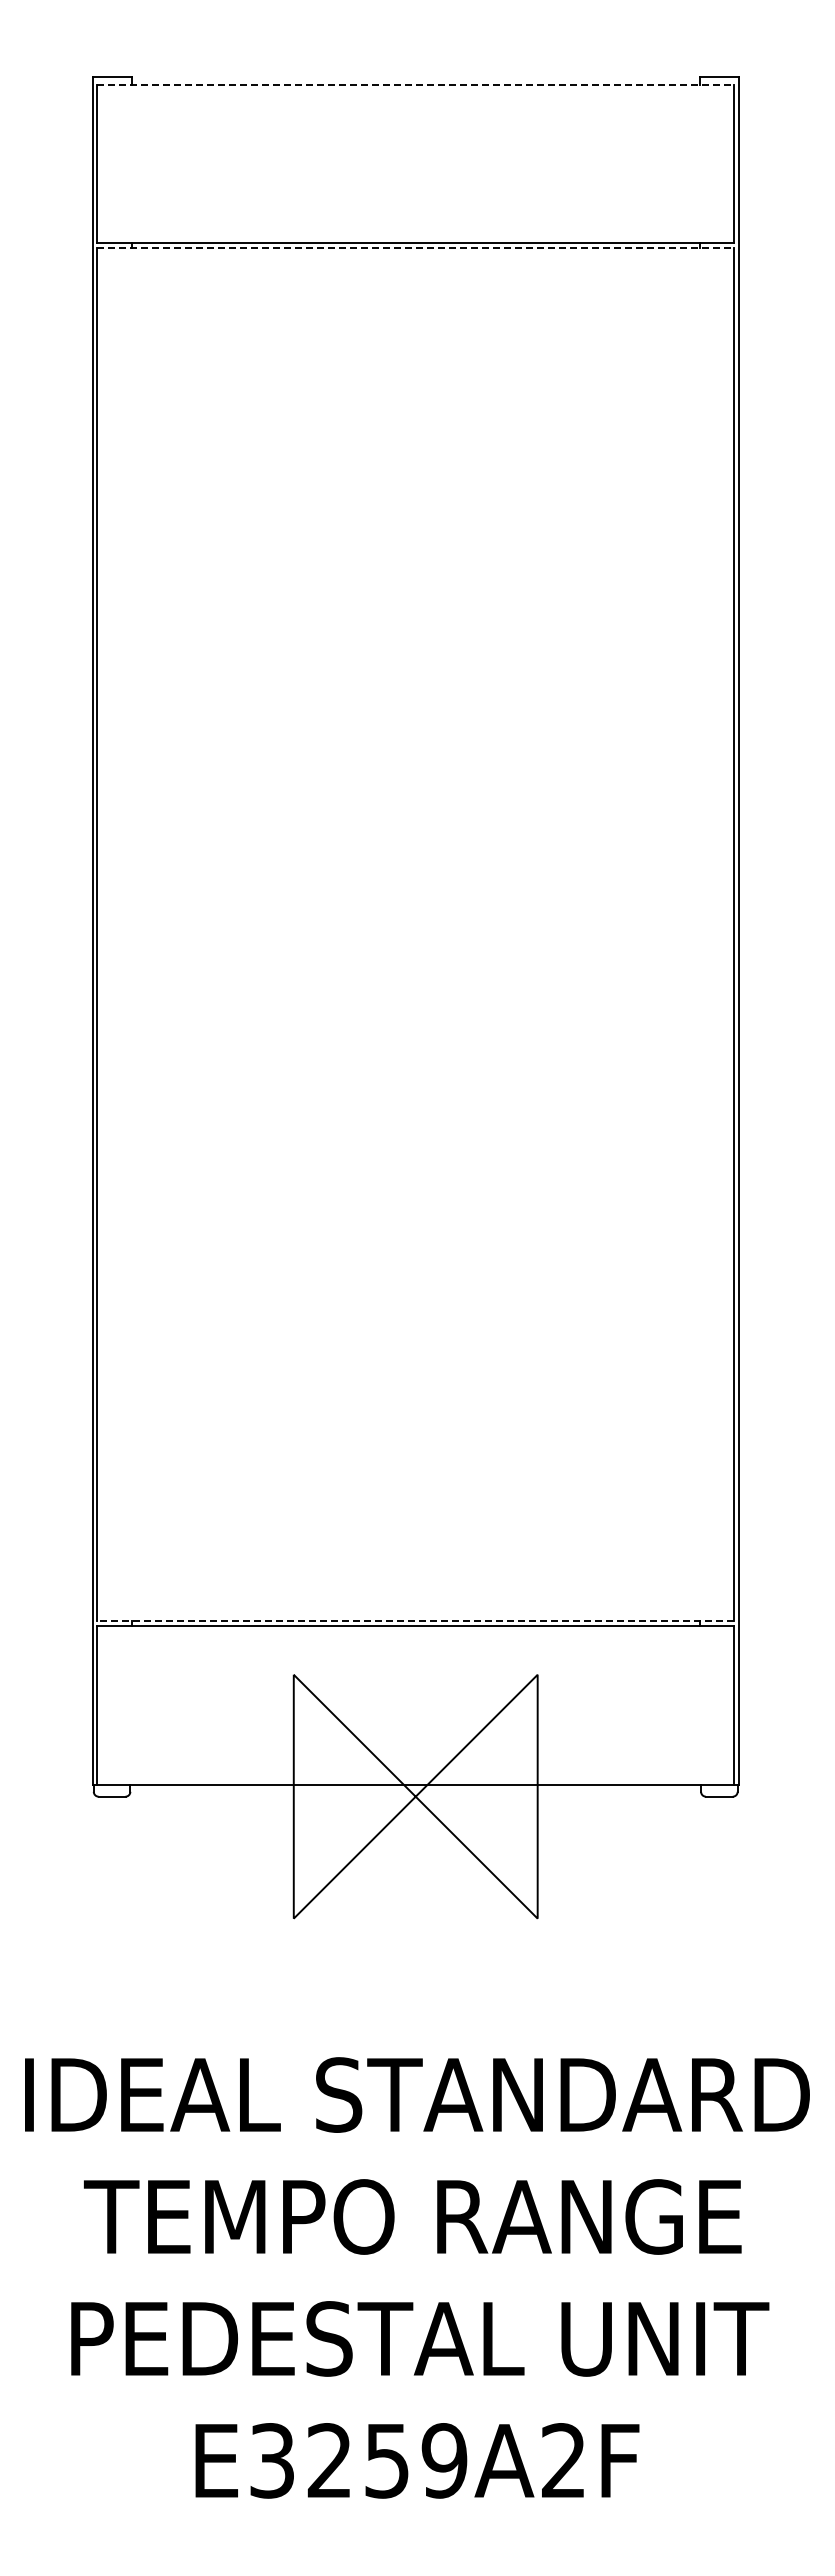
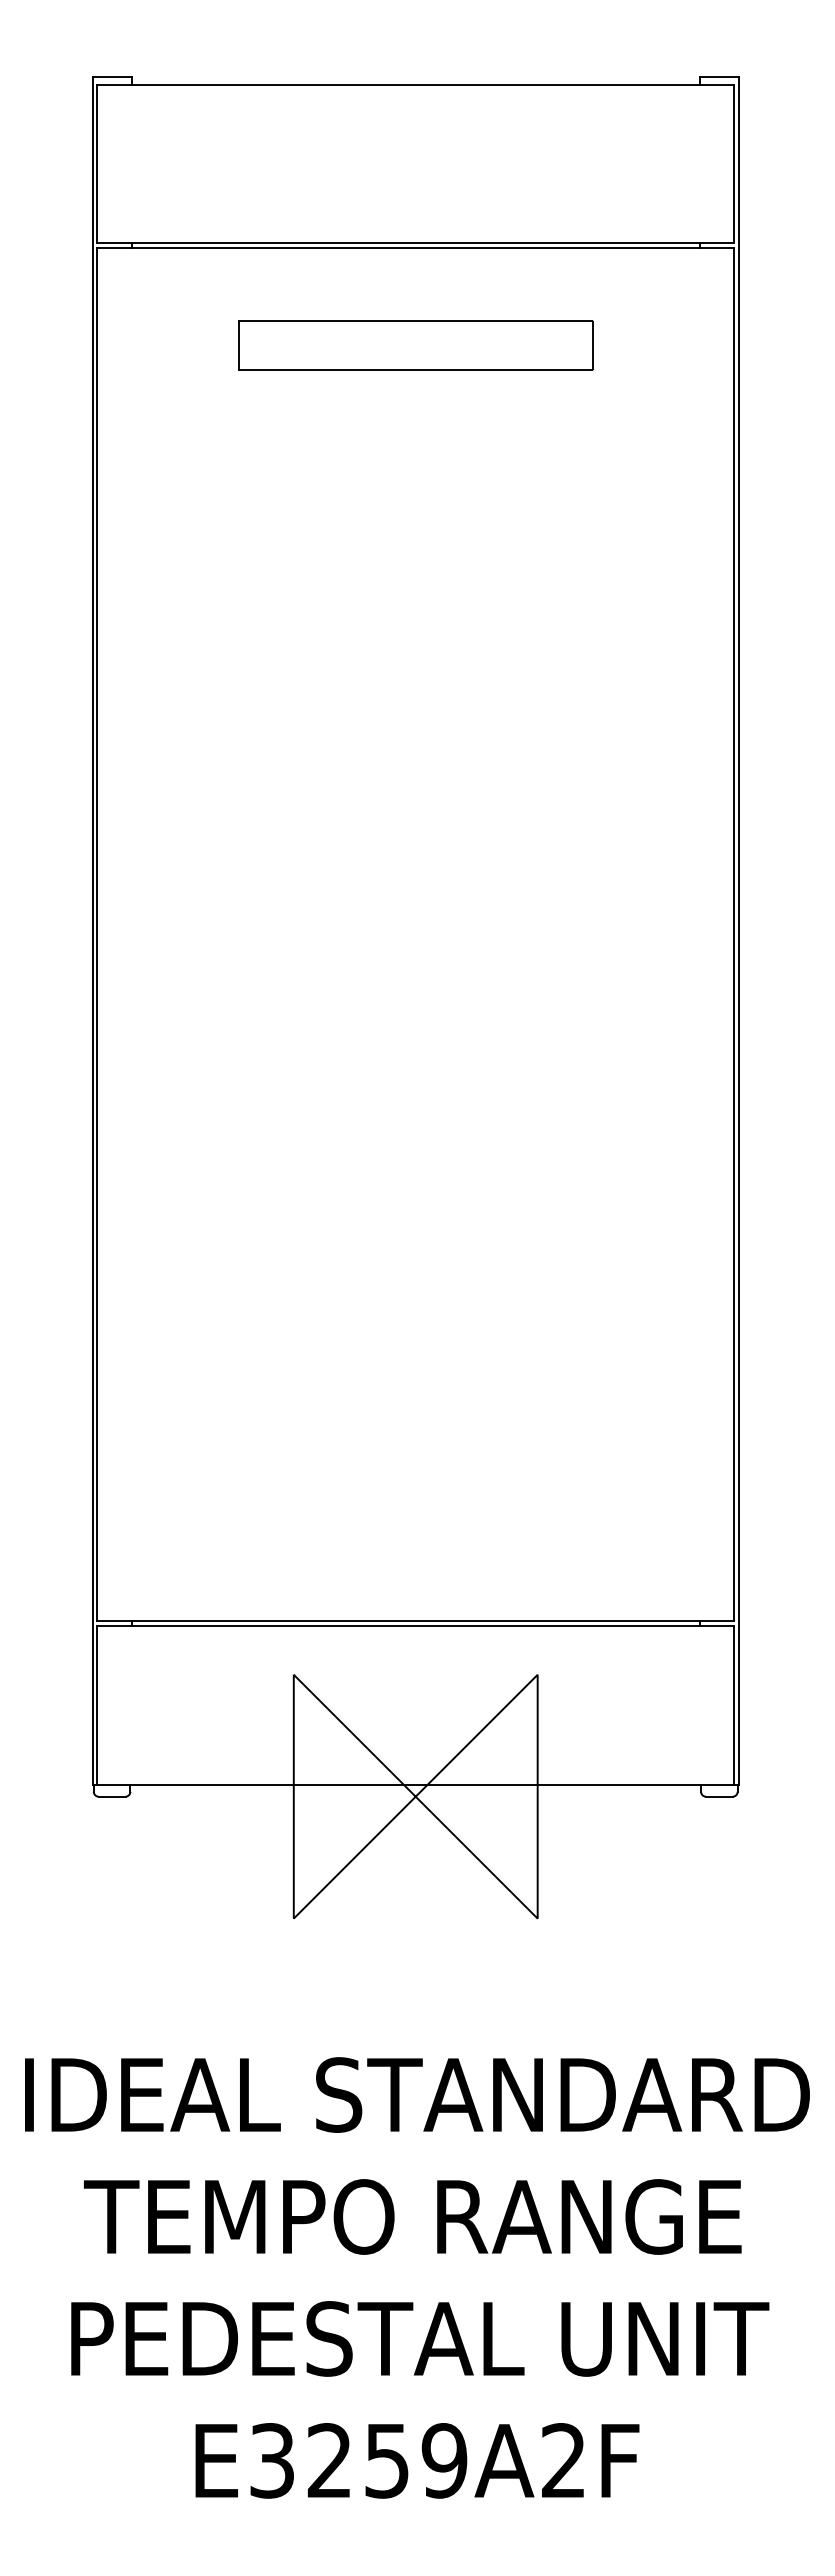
line: dashed -> solid (416, 84)
line: dashed -> solid (416, 248)
part: none -> present (415, 345)
line: dashed -> solid (415, 1621)
